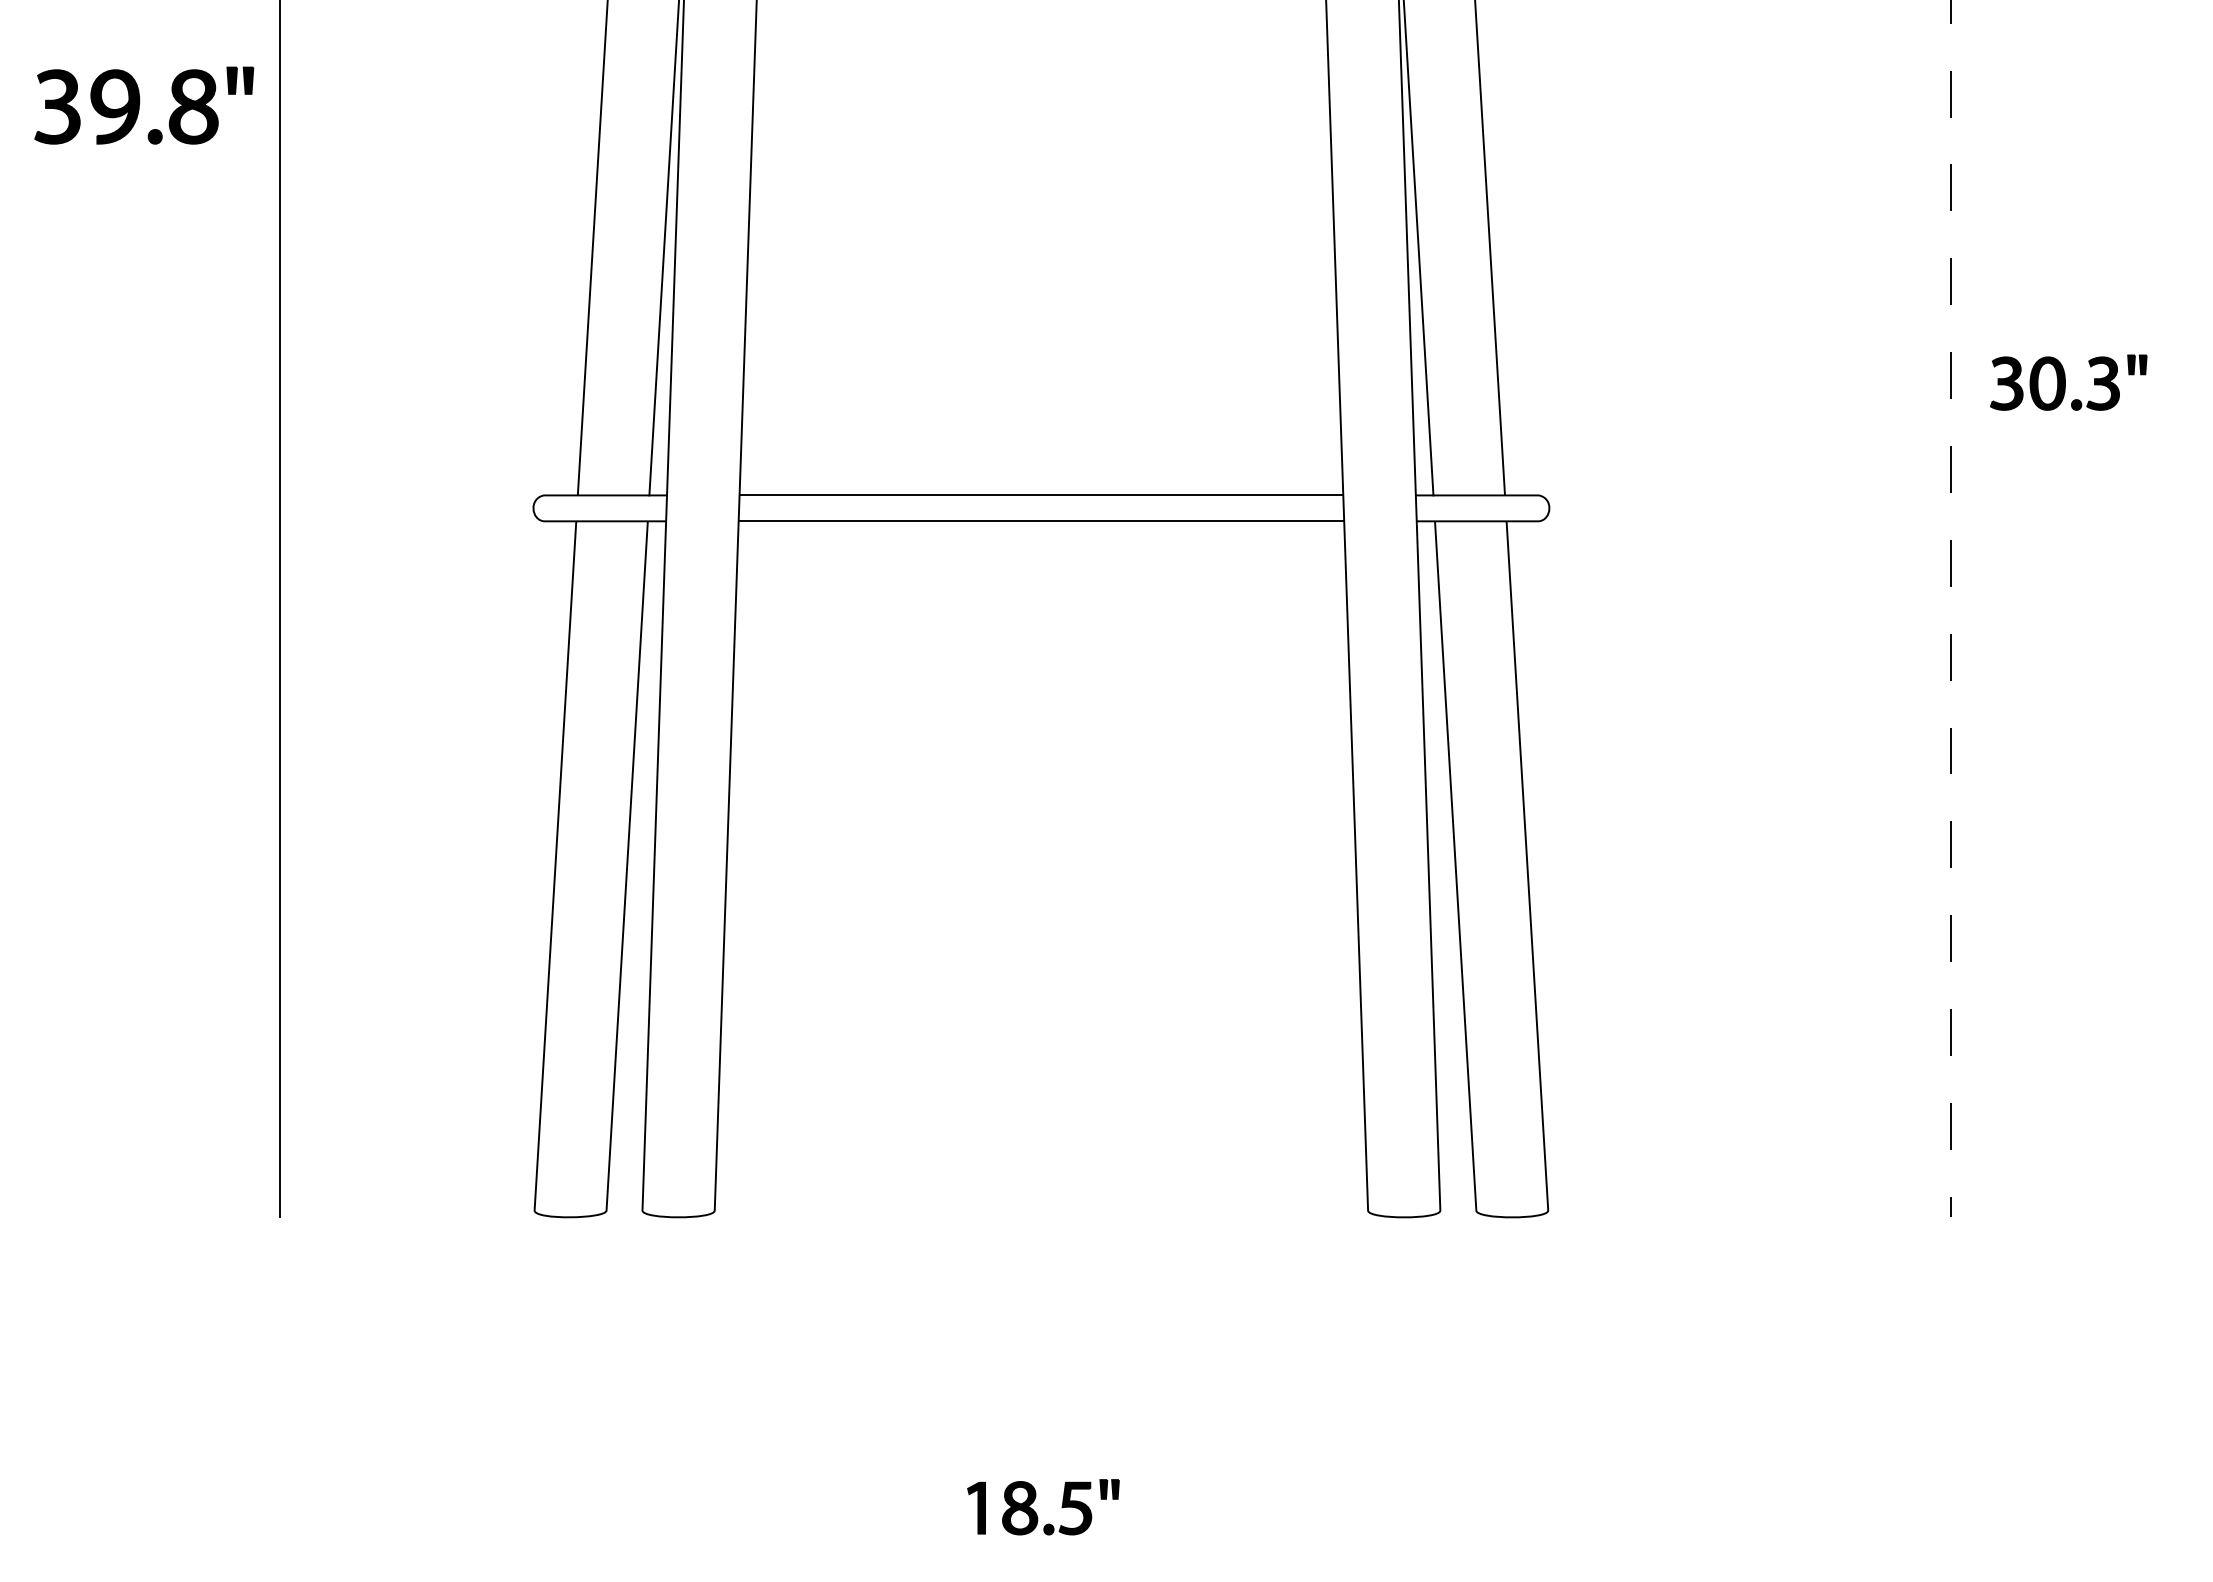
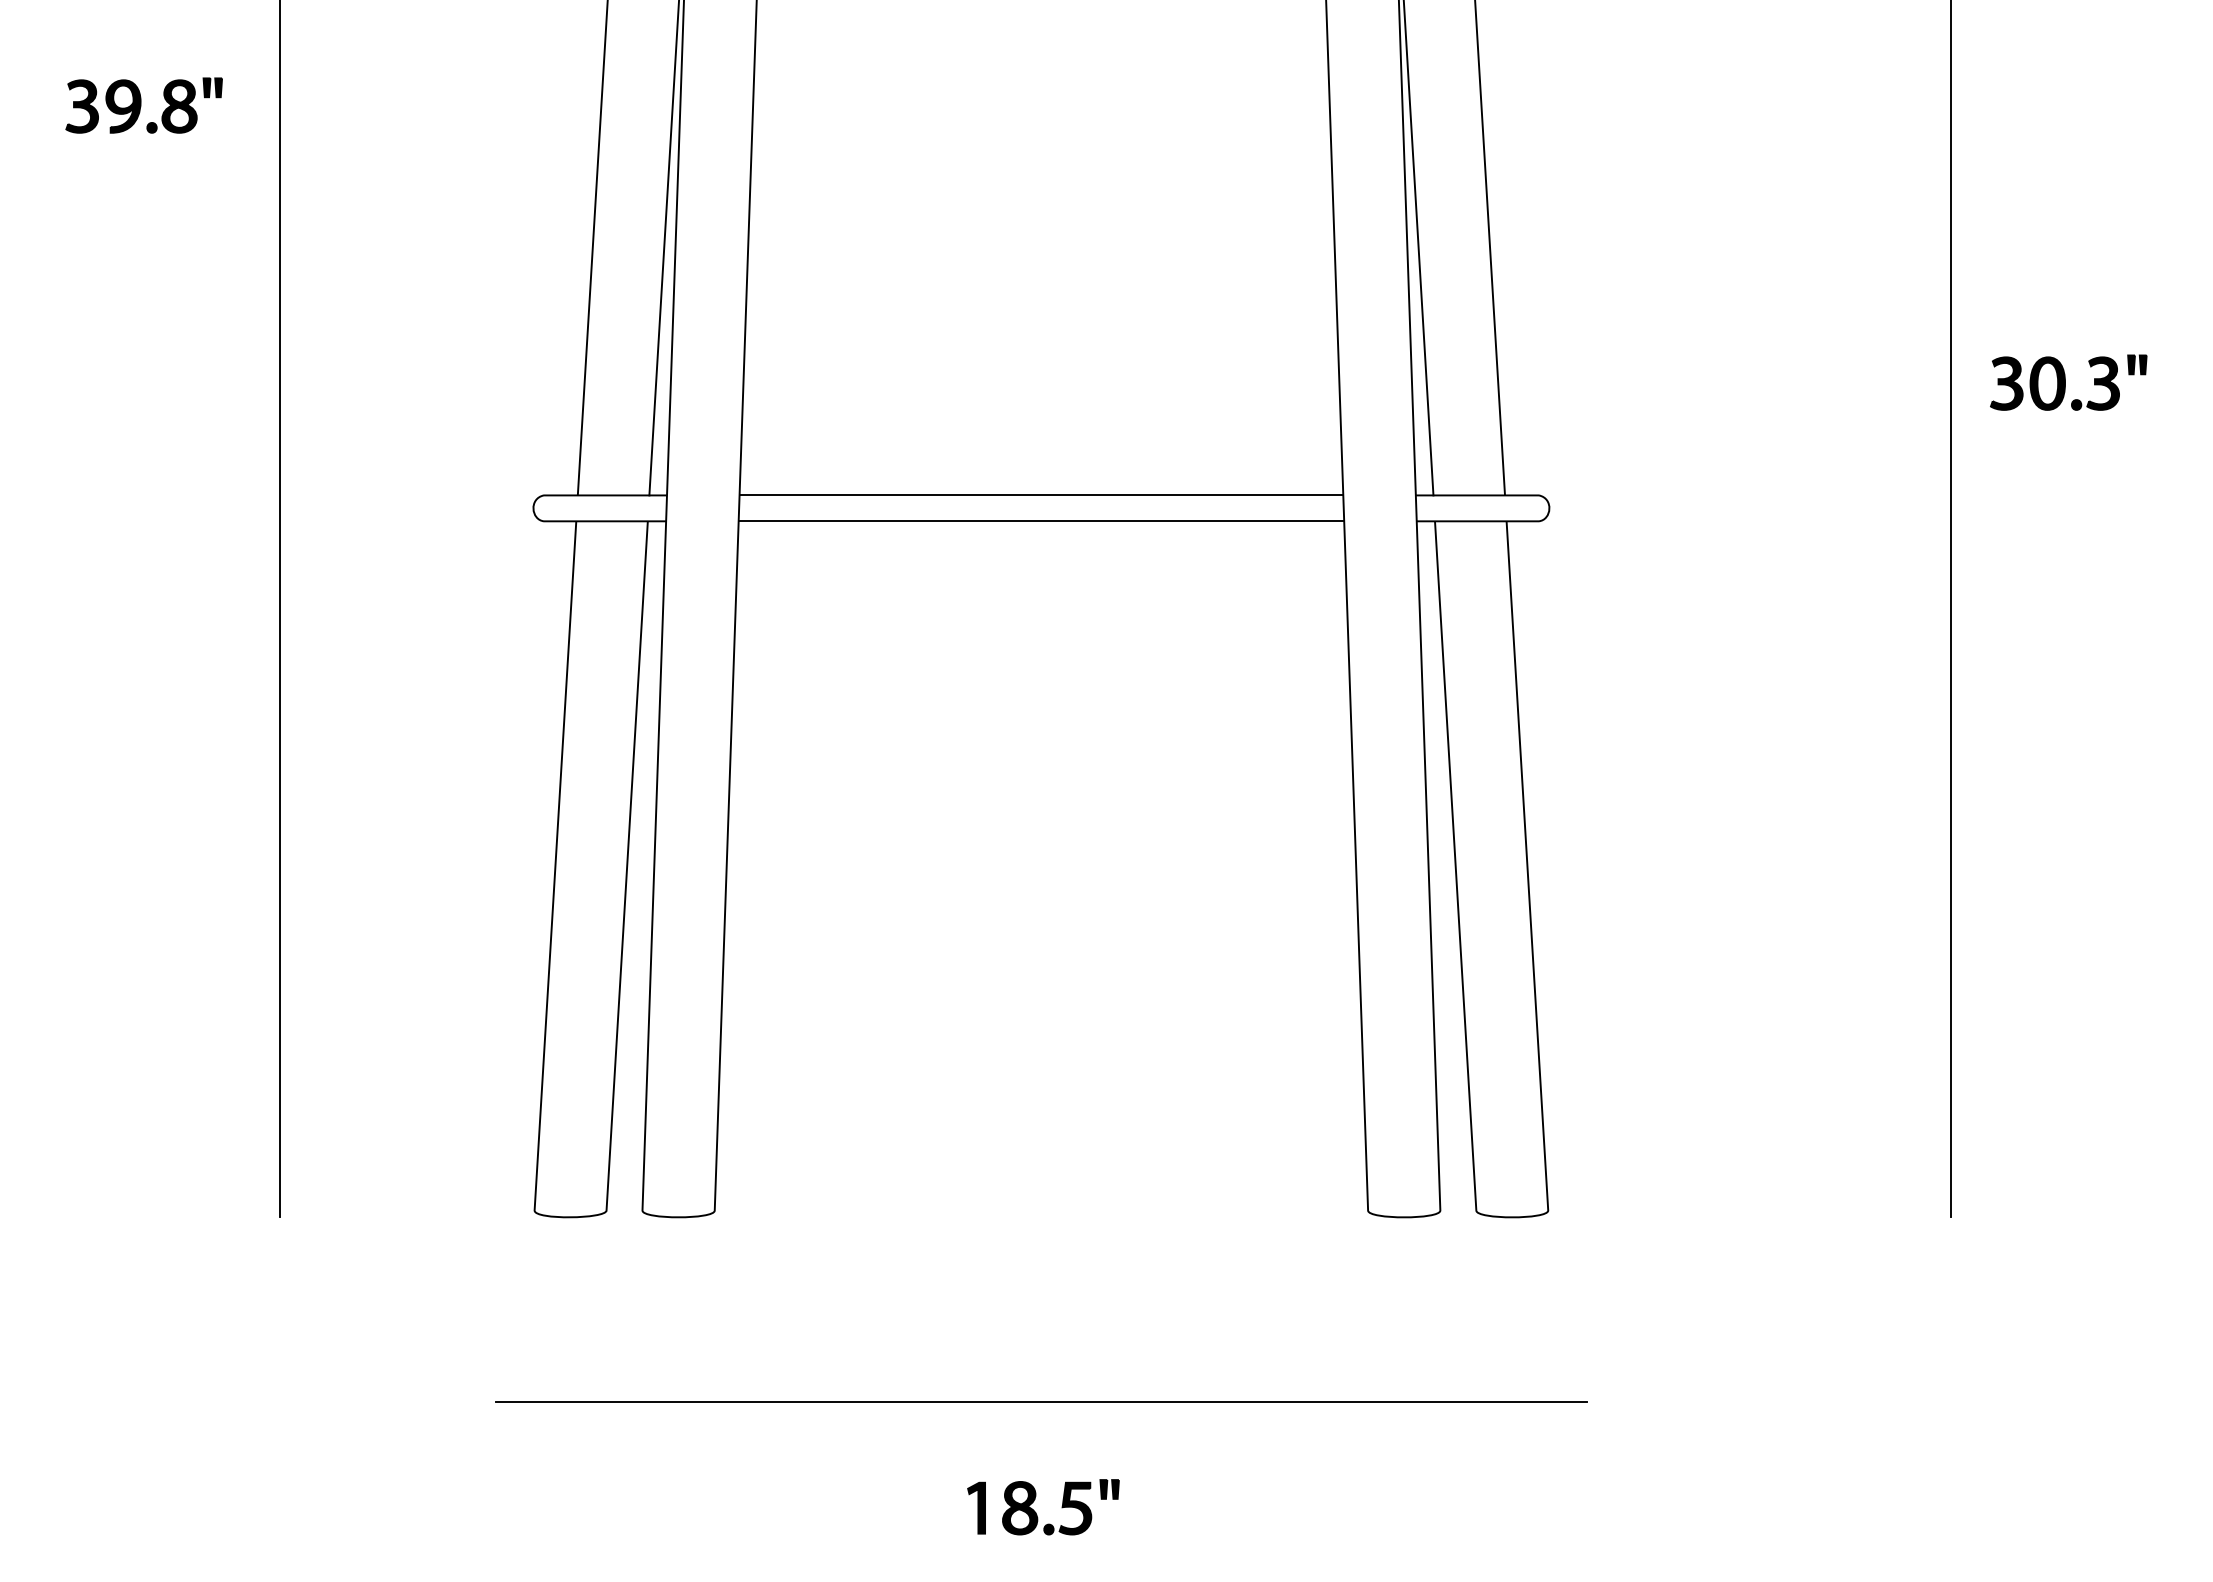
part size: 221x79 px -> 158x57 px (143, 105)
line: dashed -> solid (1950, 609)
line: none -> present (1040, 1402)
